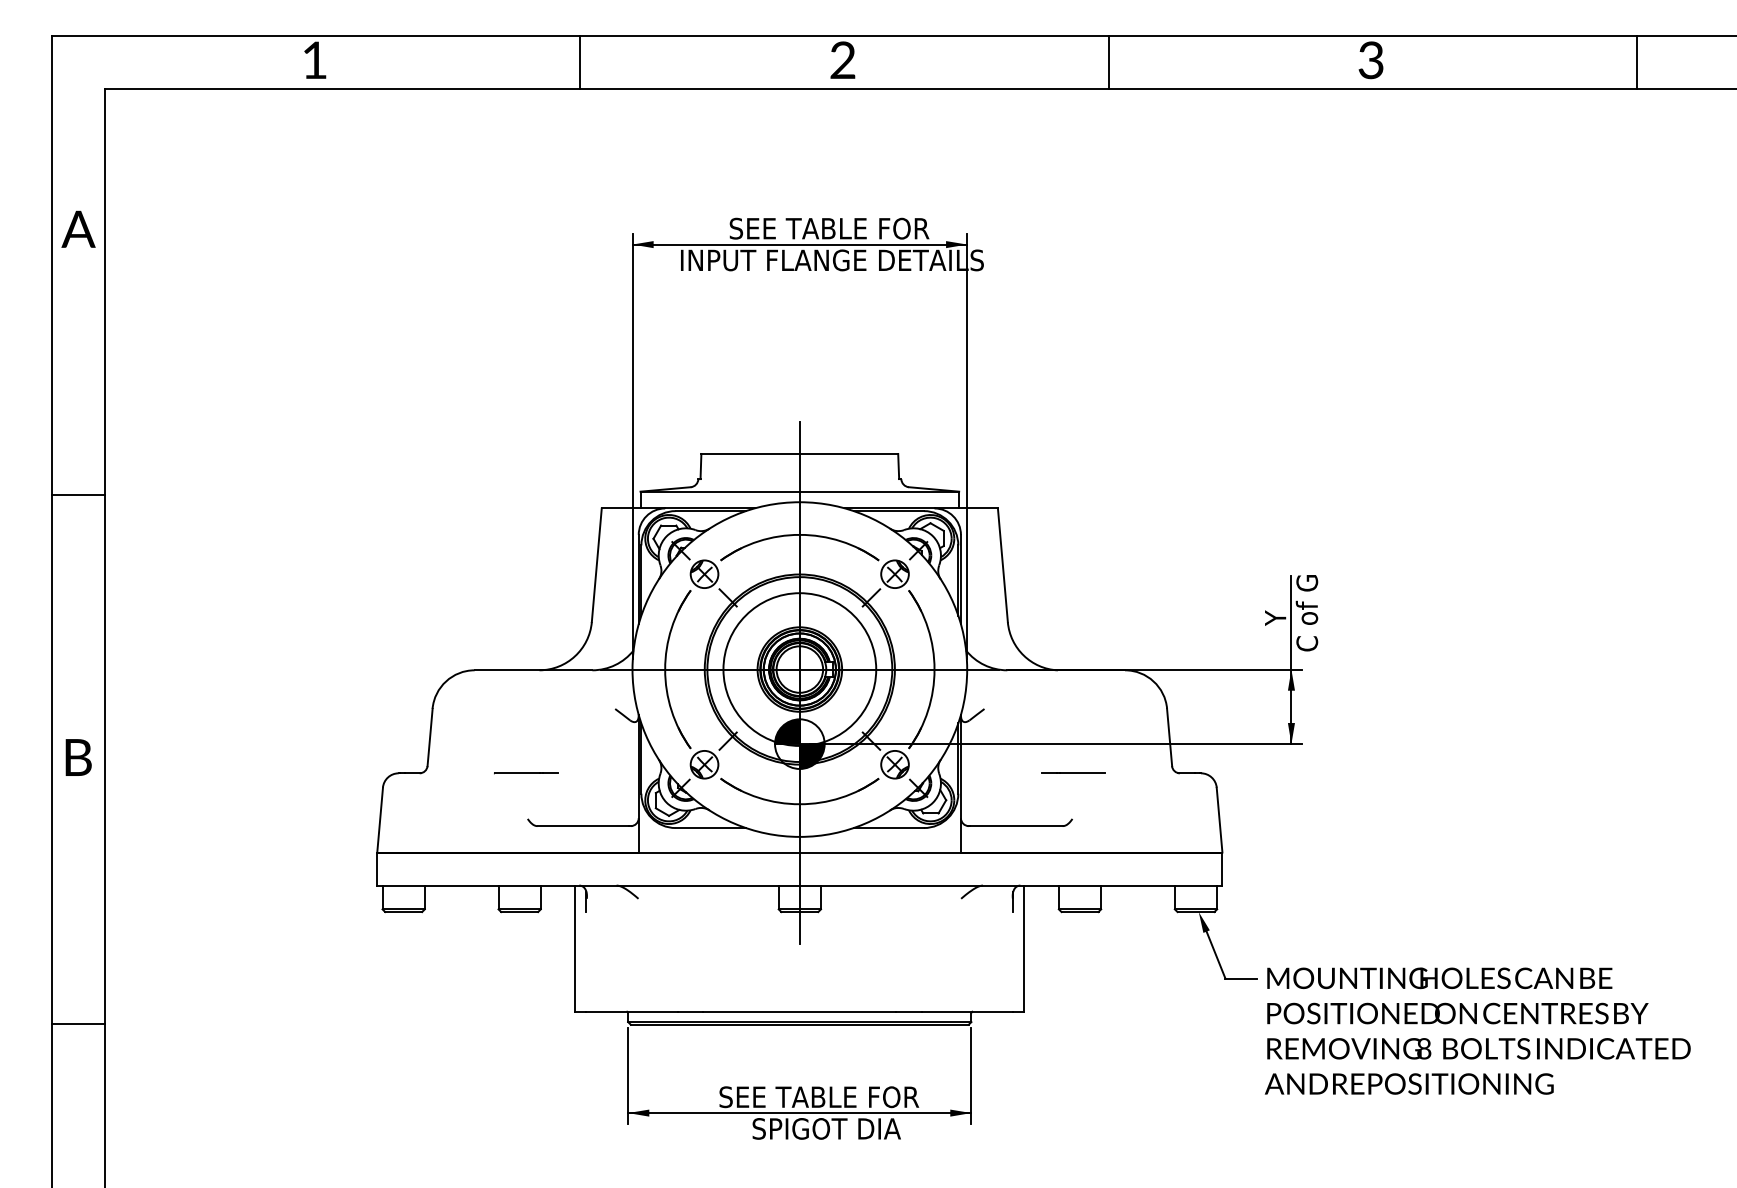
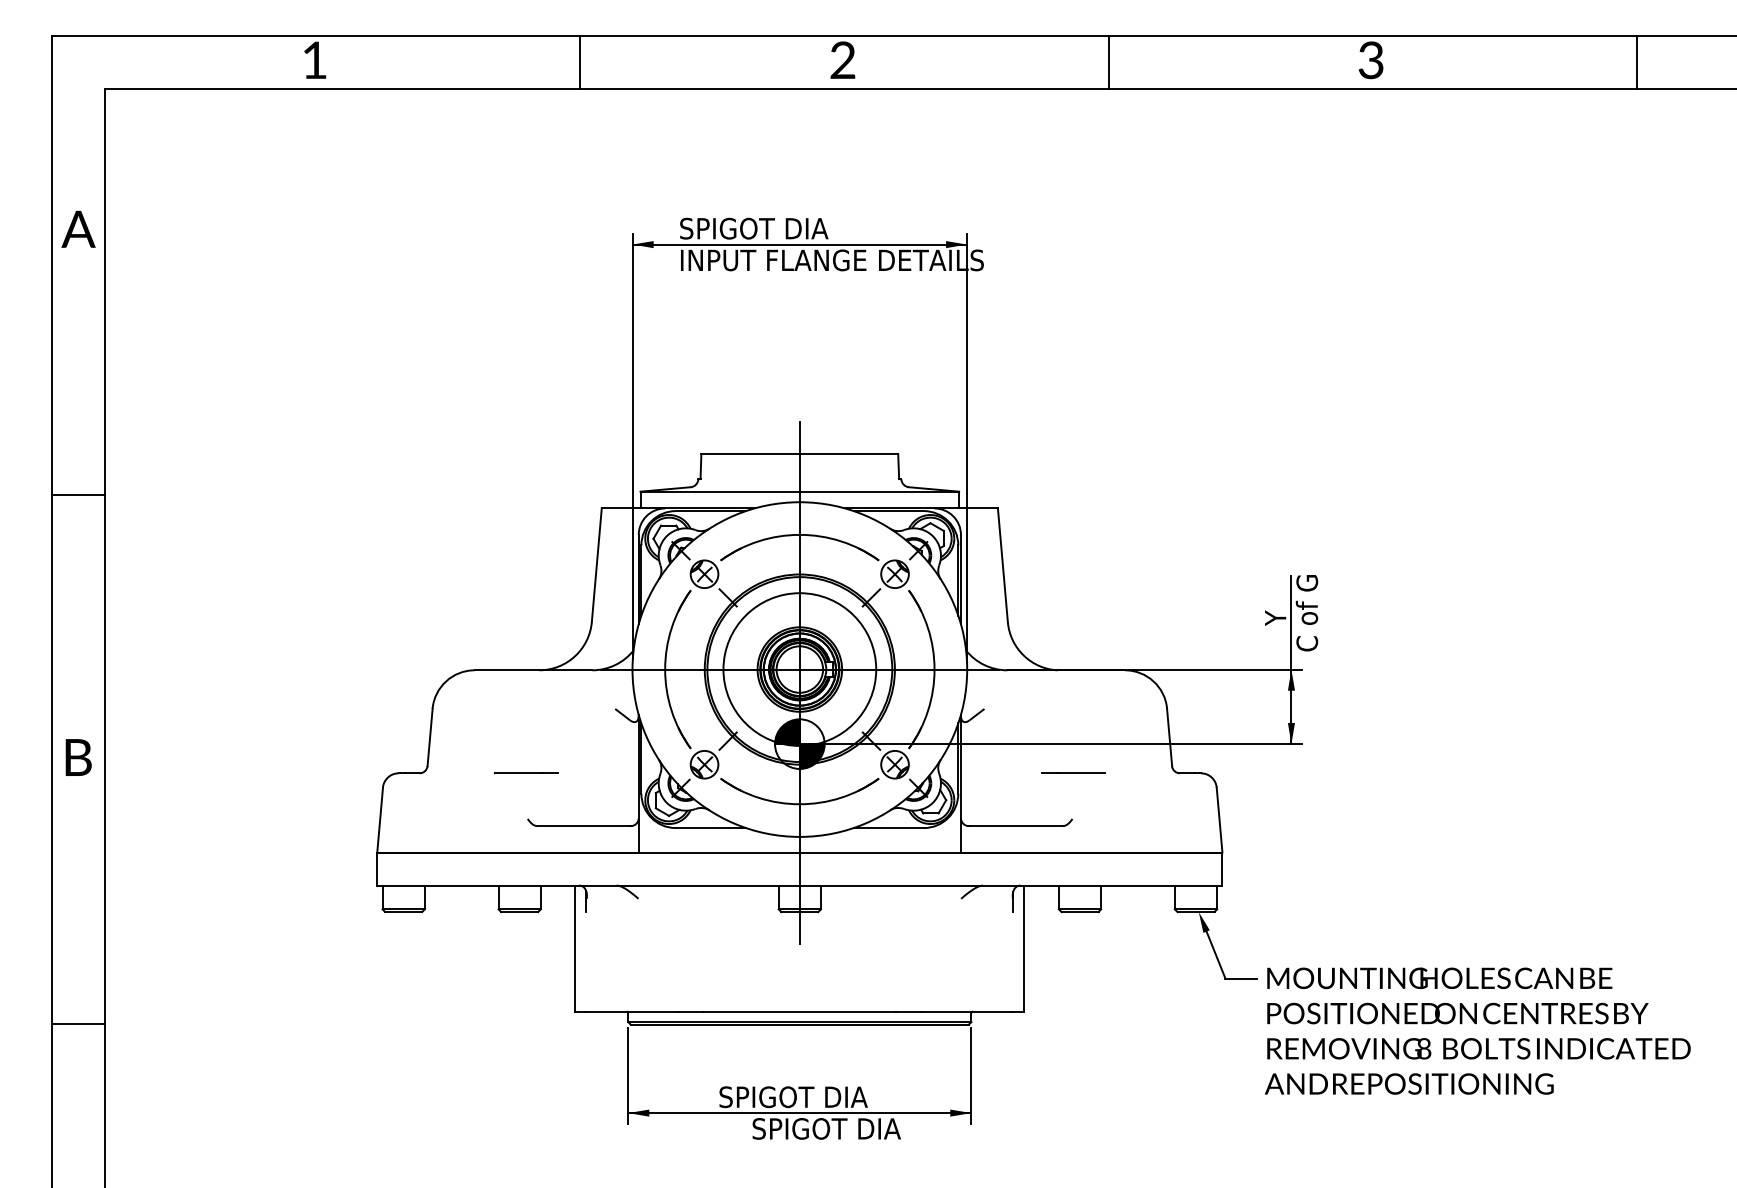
text: SEE TABLE FOR -> SPIGOT DIA (804, 228)
text: SEE TABLE FOR -> SPIGOT DIA (829, 1097)
